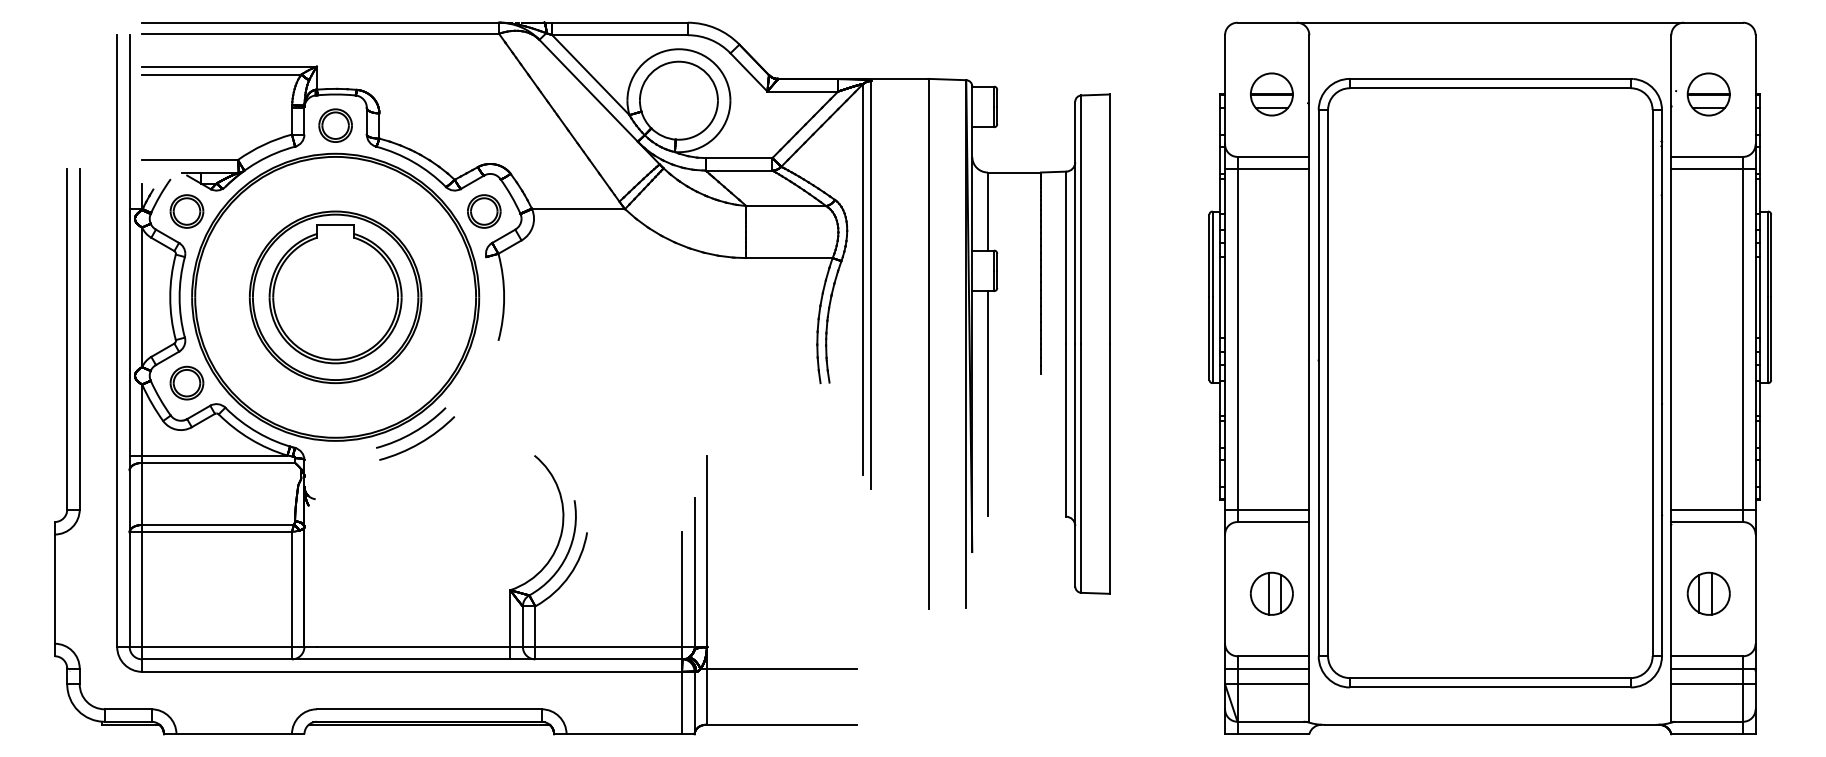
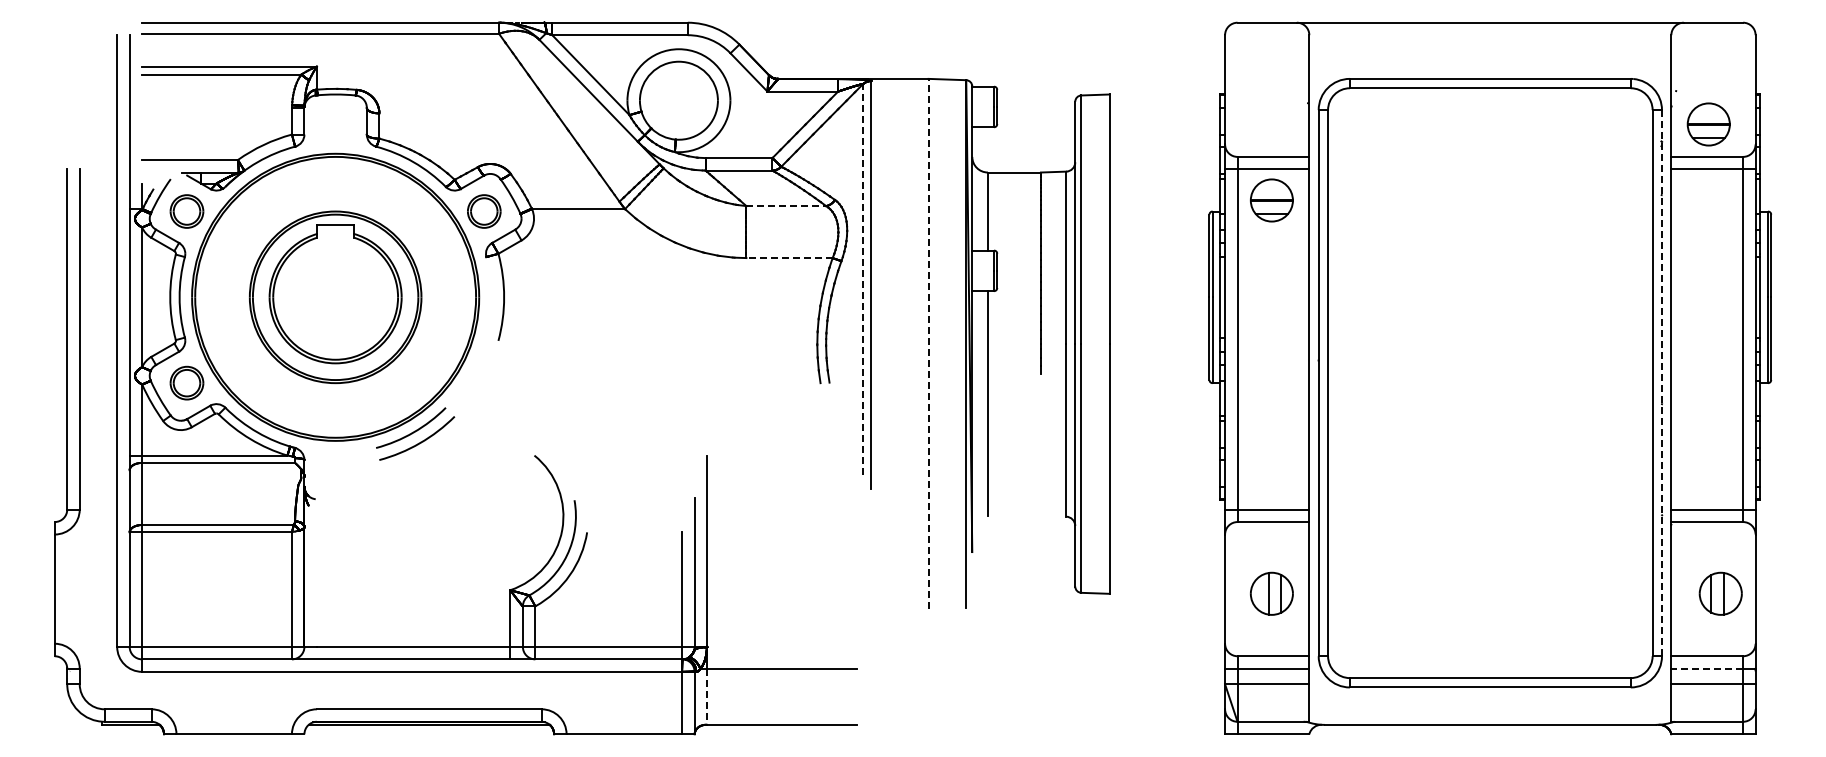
part position: (1271, 94) -> (1271, 200) (1271, 200)
part position: (1708, 94) -> (1708, 124) (1708, 124)
part: present -> none (335, 125)
line: solid -> dashed (786, 206)
line: solid -> dashed (789, 258)
line: solid -> dashed (862, 279)
line: solid -> dashed (928, 343)
line: solid -> dashed (1661, 382)
part position: (1708, 593) -> (1720, 593) (1720, 593)
line: solid -> dashed (1707, 668)
line: solid -> dashed (707, 697)
